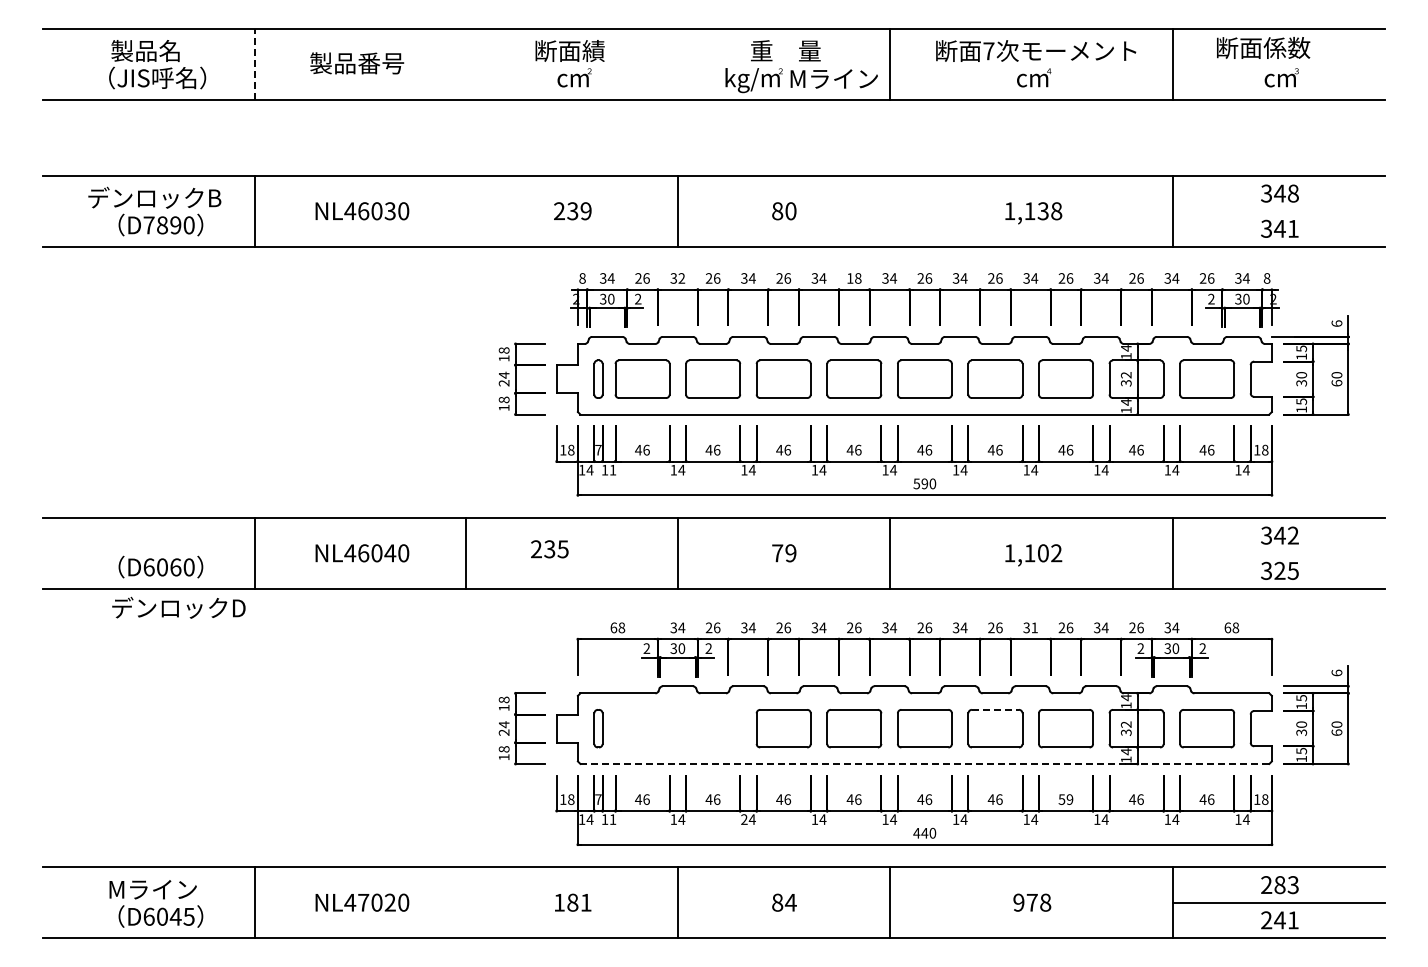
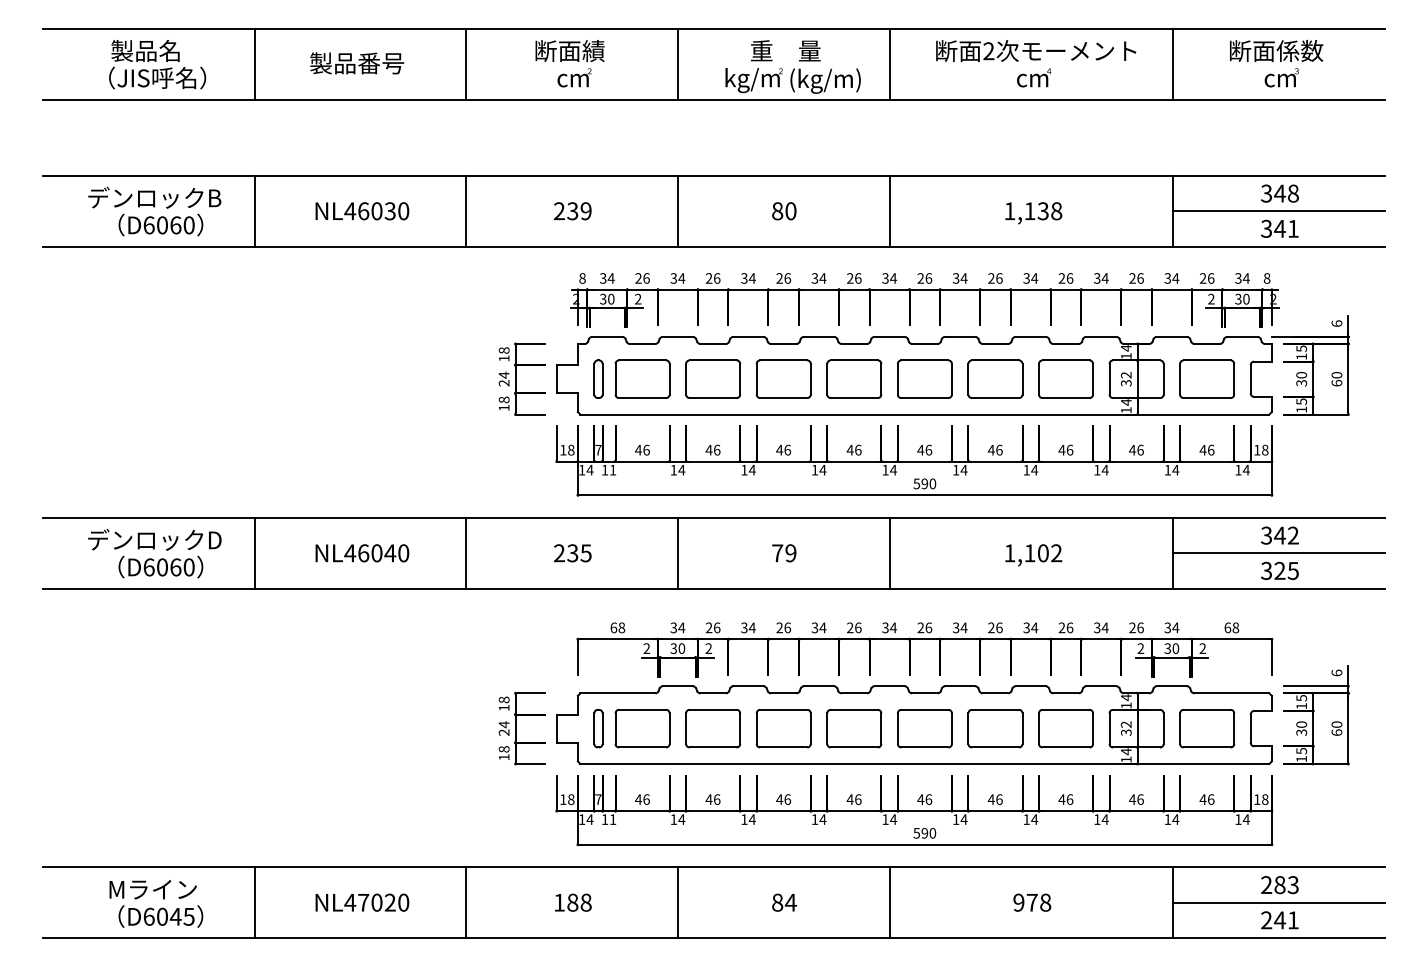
text position: (1263, 47) -> (1276, 50) (1276, 50)
text: 7 -> 2 (988, 51)
line: dashed -> solid (254, 63)
line: none -> present (466, 63)
line: none -> present (677, 63)
text: Mライン -> (kg/m) (833, 80)
line: none -> present (466, 210)
line: none -> present (889, 210)
line: none -> present (1279, 211)
text: D7890 -> D6060 (162, 225)
text: 32 -> 34 (681, 278)
text: 18 -> 26 (854, 278)
text position: (549, 549) -> (572, 553) (572, 553)
line: none -> present (1279, 553)
text position: (178, 607) -> (154, 539) (154, 539)
text: 31 -> 34 (1034, 627)
line: dashed -> solid (995, 709)
part: none -> present (642, 728)
part: none -> present (713, 728)
line: dashed -> solid (925, 763)
text: 59 -> 46 (1065, 799)
text: 24 -> 14 (744, 819)
text: 440 -> 590 (920, 832)
line: none -> present (466, 902)
text: 181 -> 188 (585, 902)
